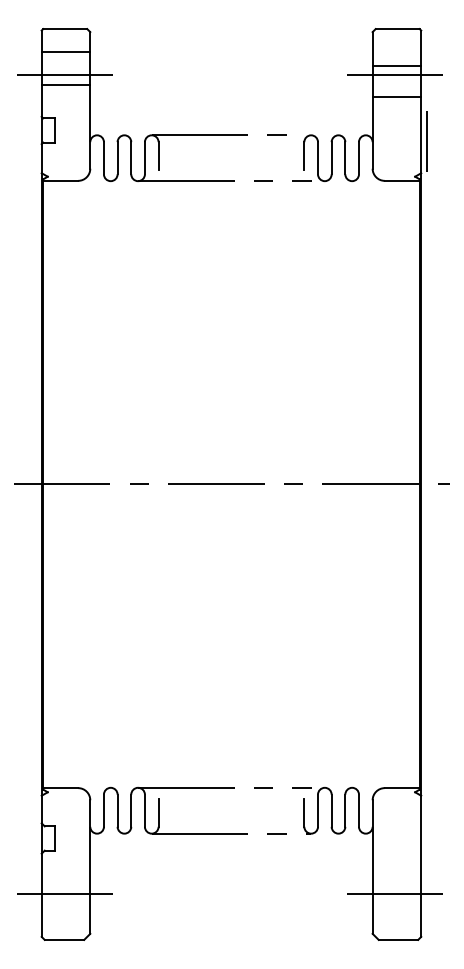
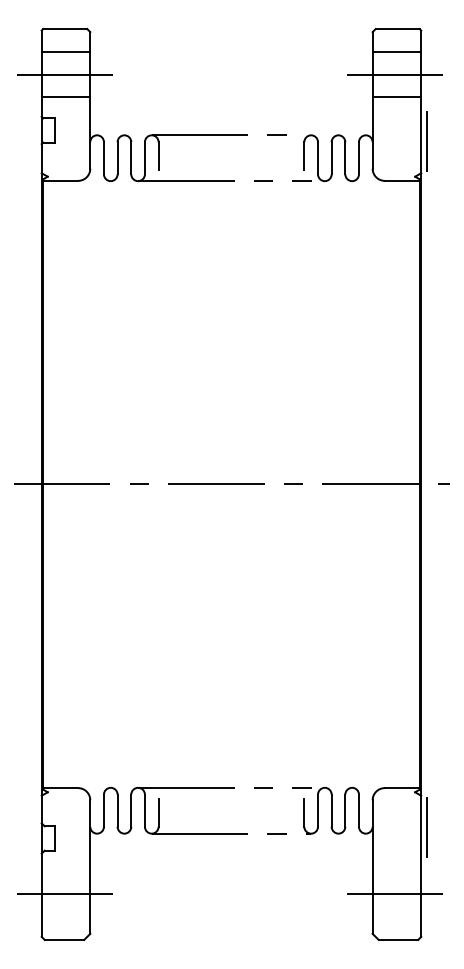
line position: (396, 65) -> (396, 51) (396, 51)
line position: (65, 85) -> (65, 97) (65, 97)
line: none -> present (427, 827)
